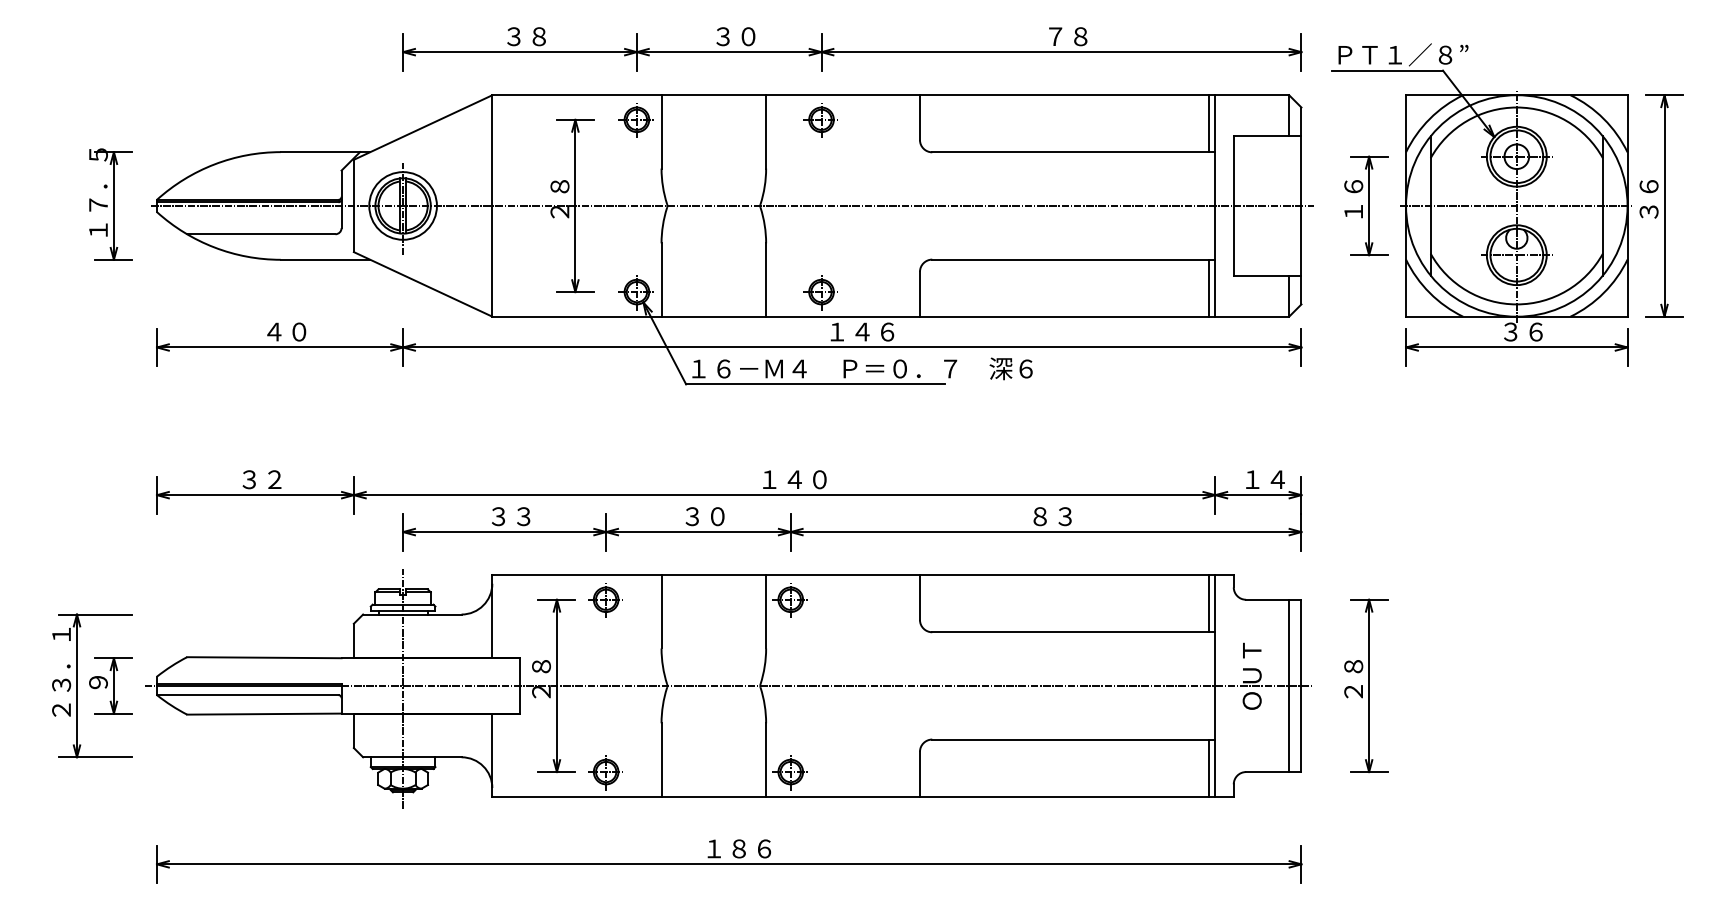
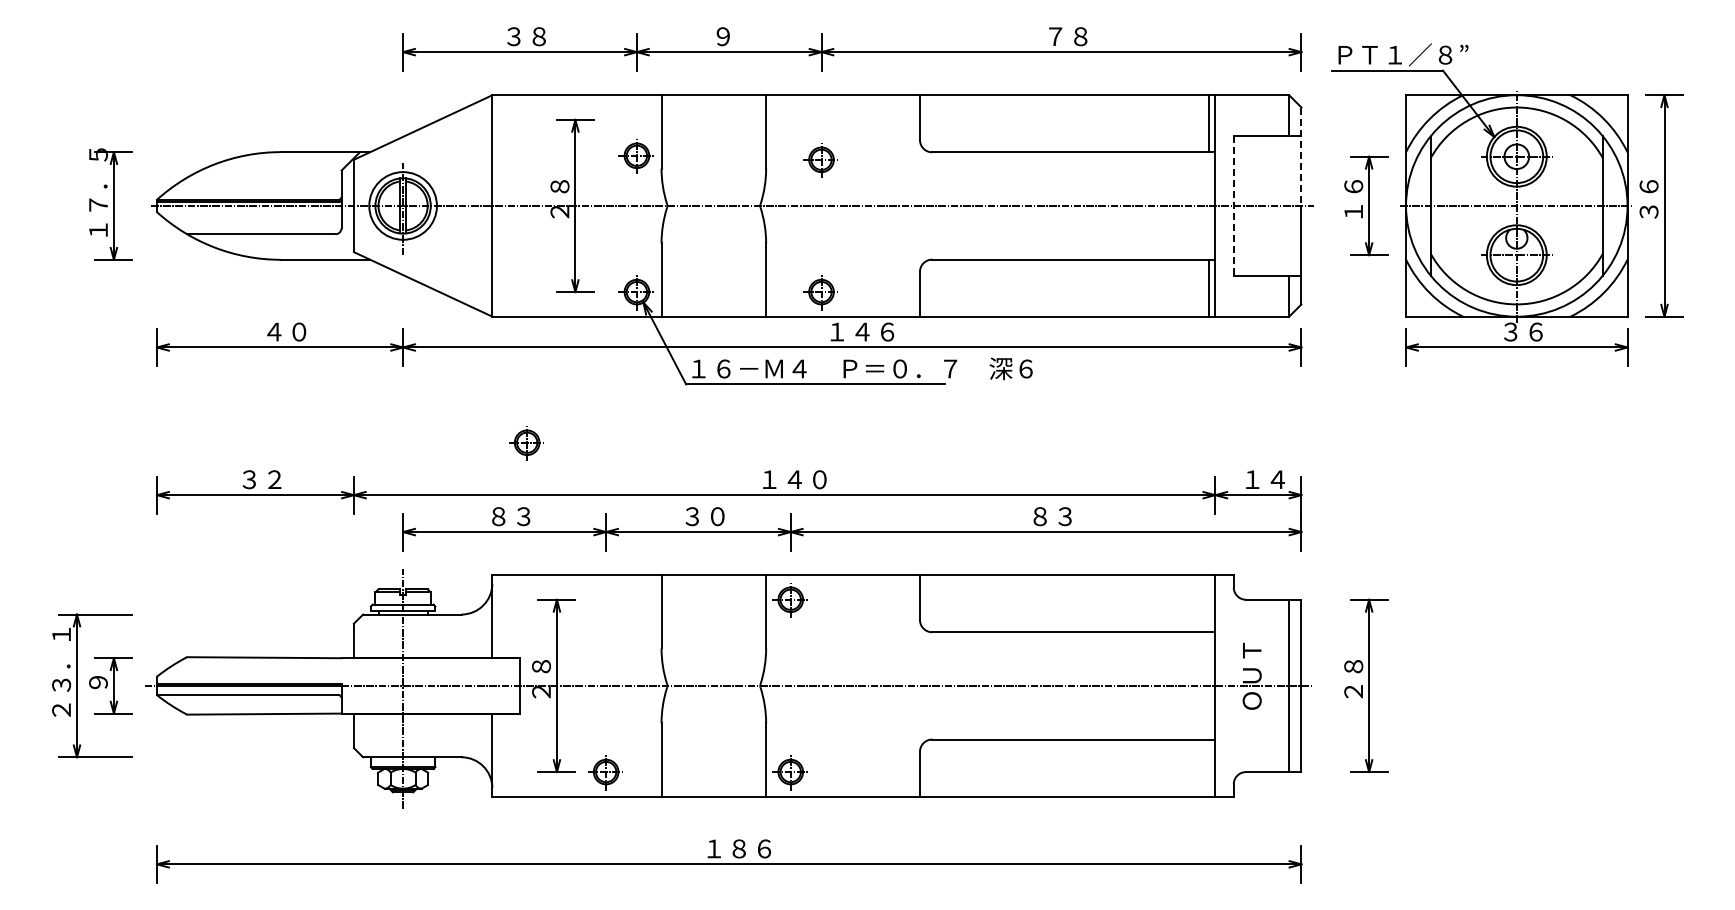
text: ３０ -> ９ (735, 36)
part position: (635, 120) -> (635, 156) (635, 156)
part position: (820, 120) -> (820, 160) (820, 160)
line: solid -> dashed (1301, 157)
line: solid -> dashed (1233, 205)
text: ３３ -> ８３ (498, 516)
part position: (605, 600) -> (526, 443) (526, 443)
line: present -> none (1209, 603)
line: present -> none (1209, 767)
